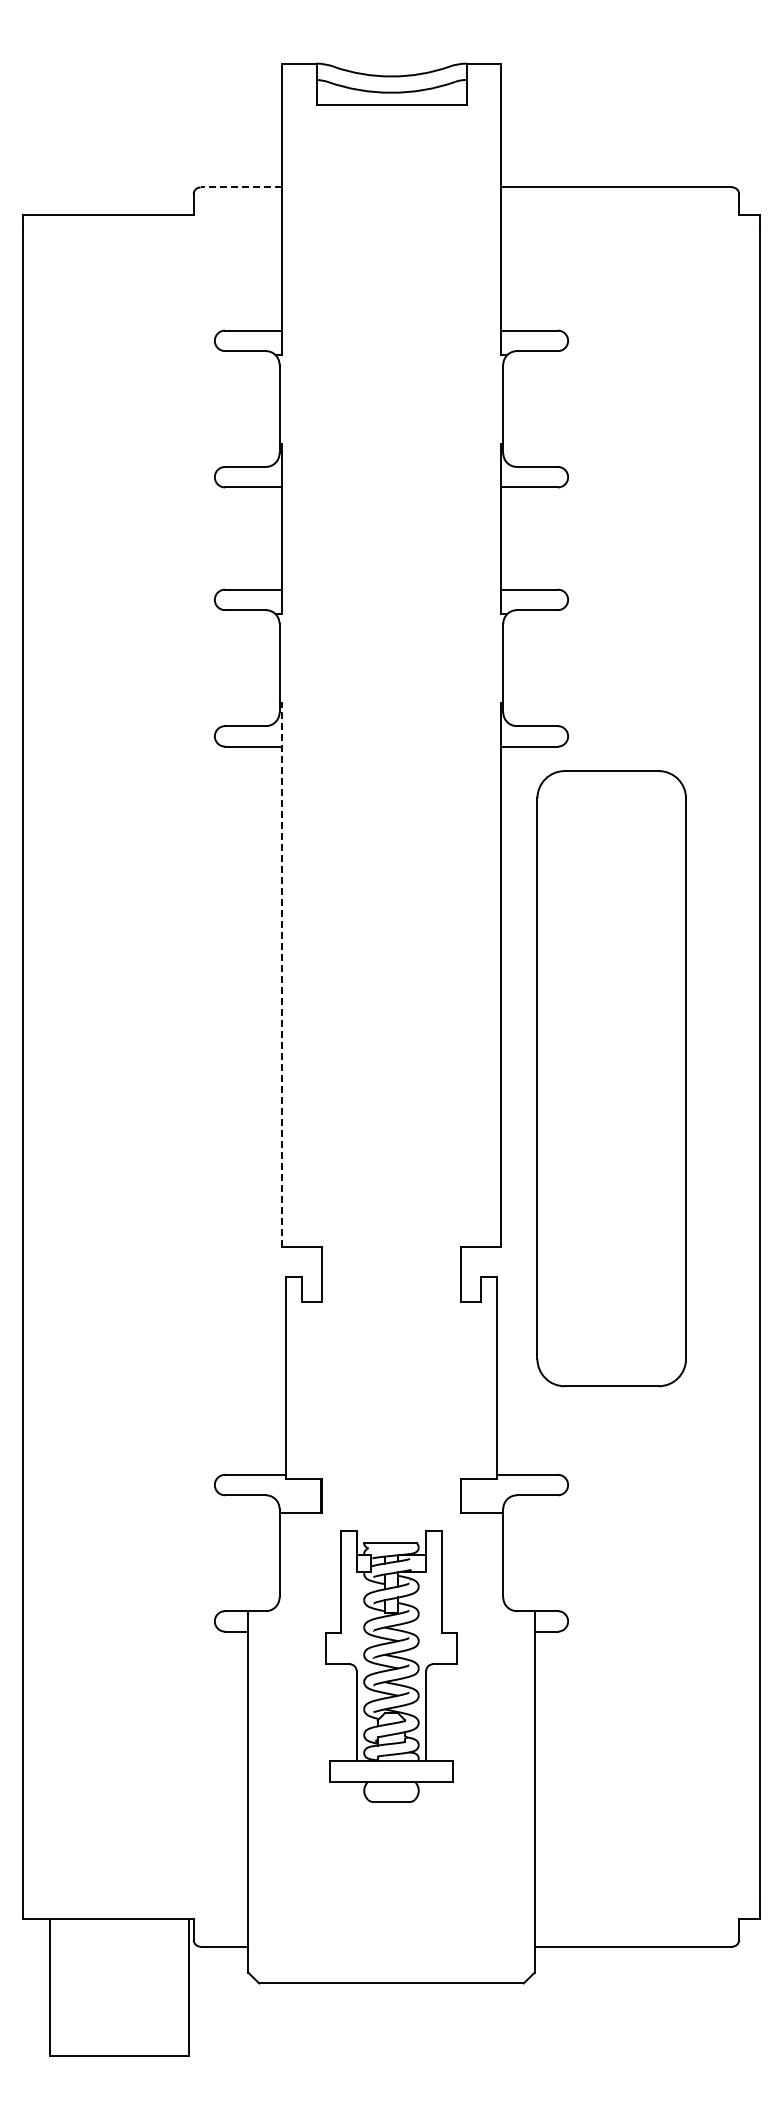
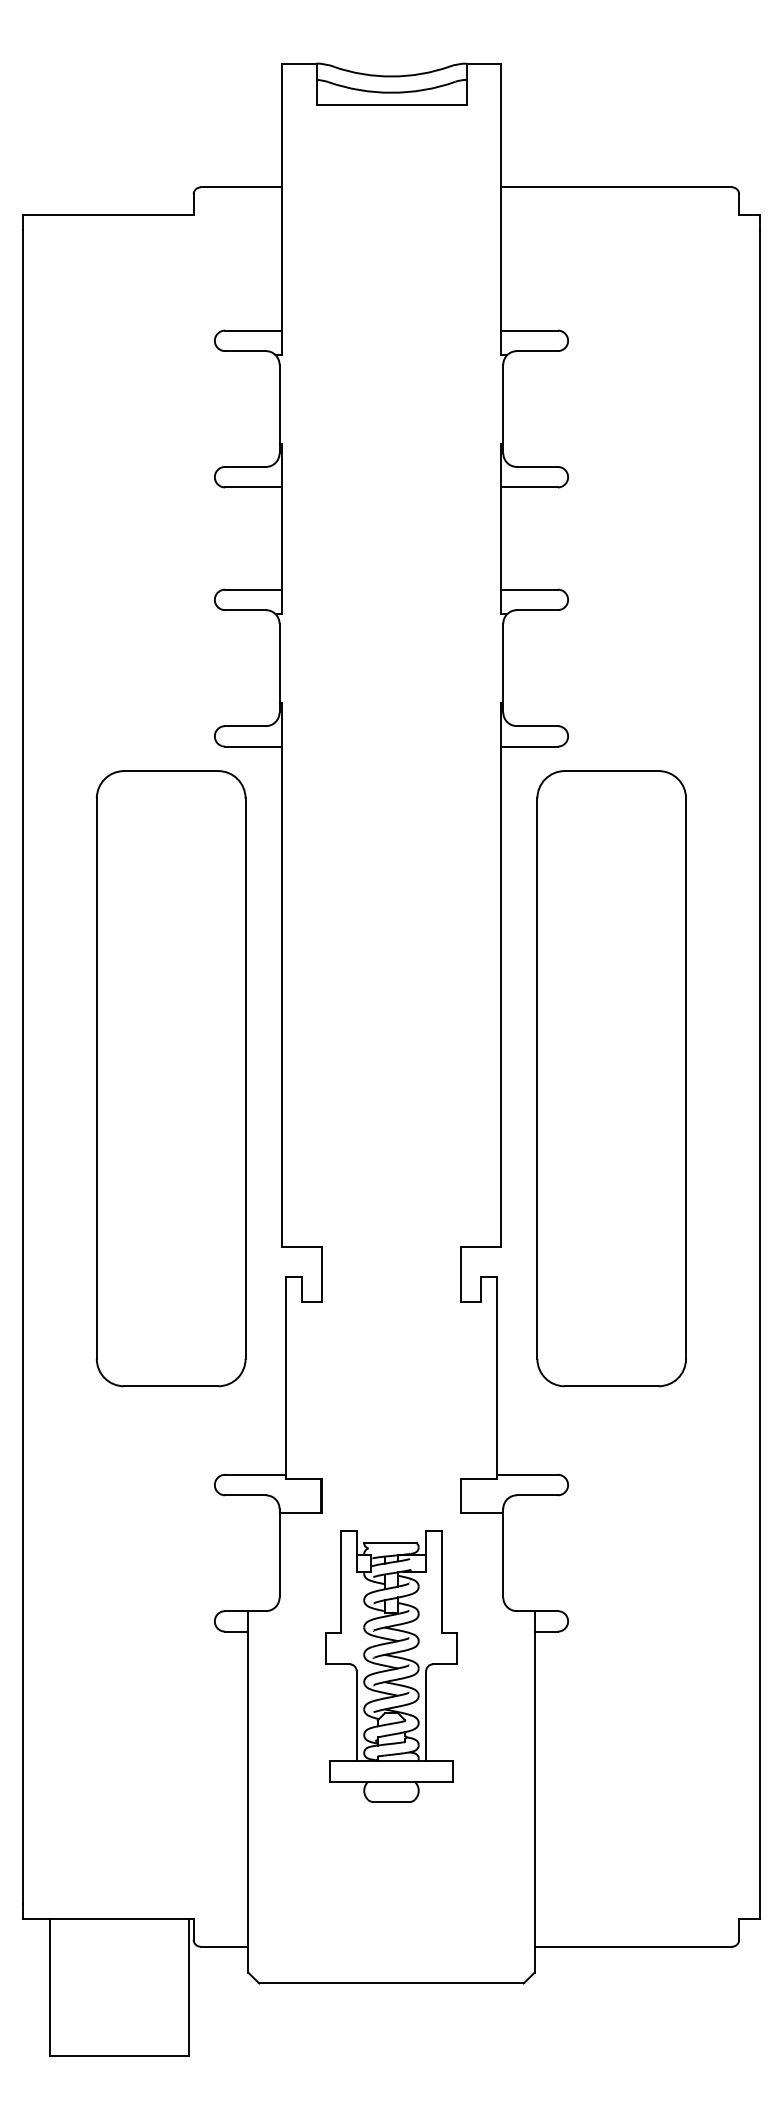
line: dashed -> solid (241, 187)
line: dashed -> solid (282, 974)
part: none -> present (170, 1078)
